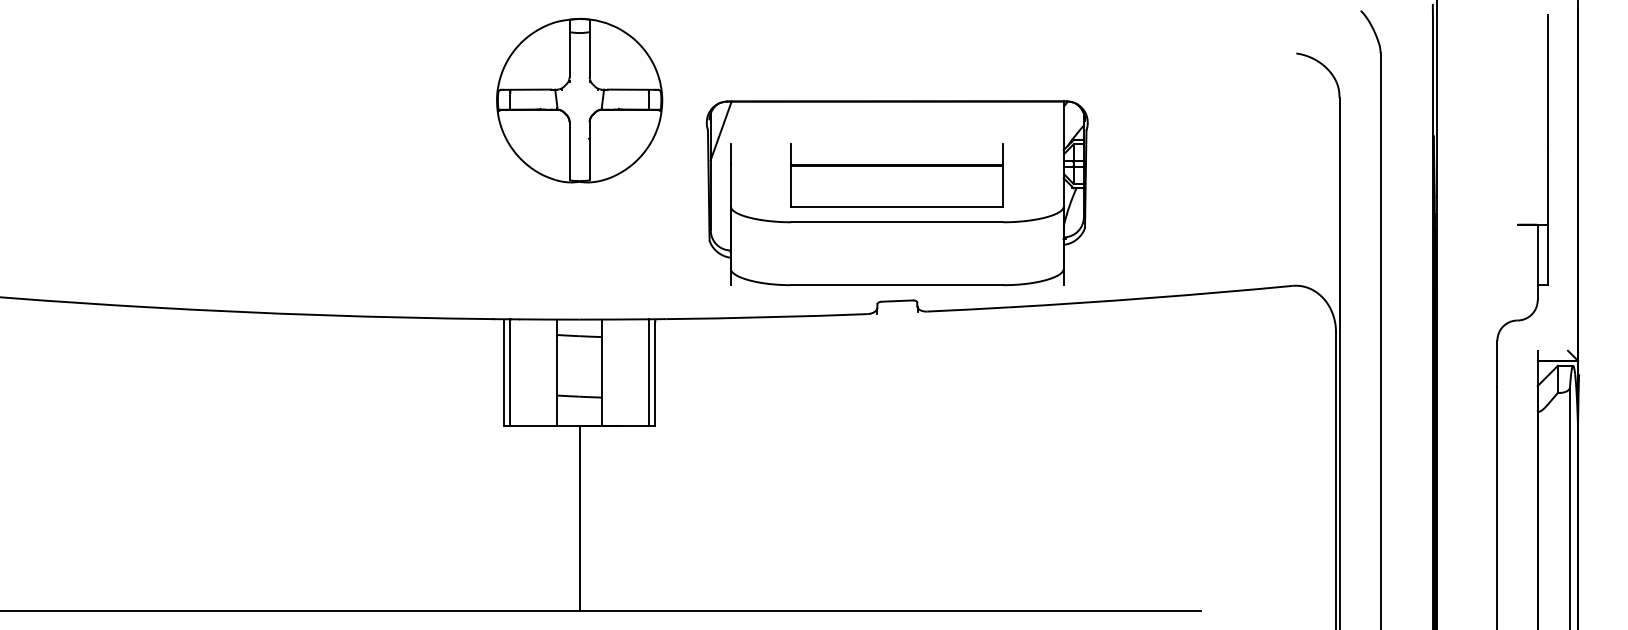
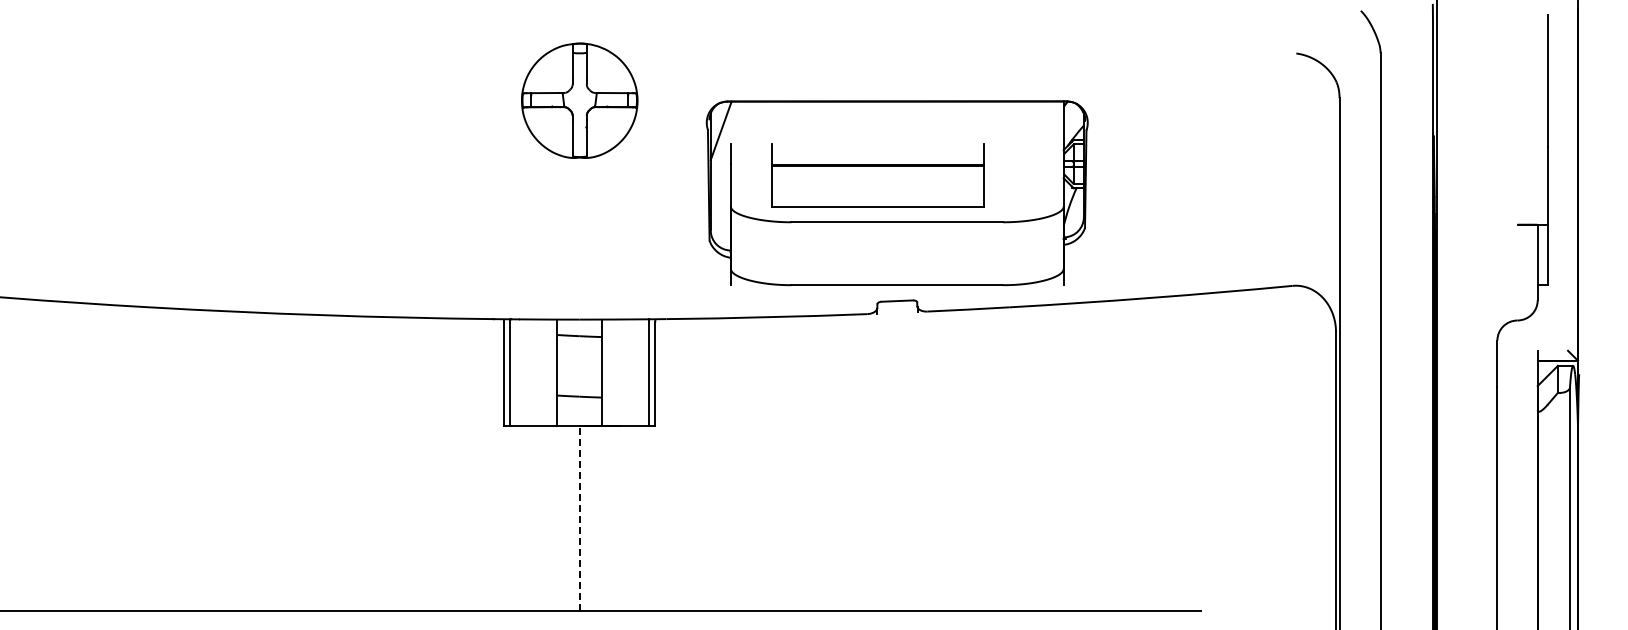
part size: 168x166 px -> 118x117 px (579, 100)
part position: (896, 175) -> (877, 175) (877, 175)
line: solid -> dashed (579, 518)
